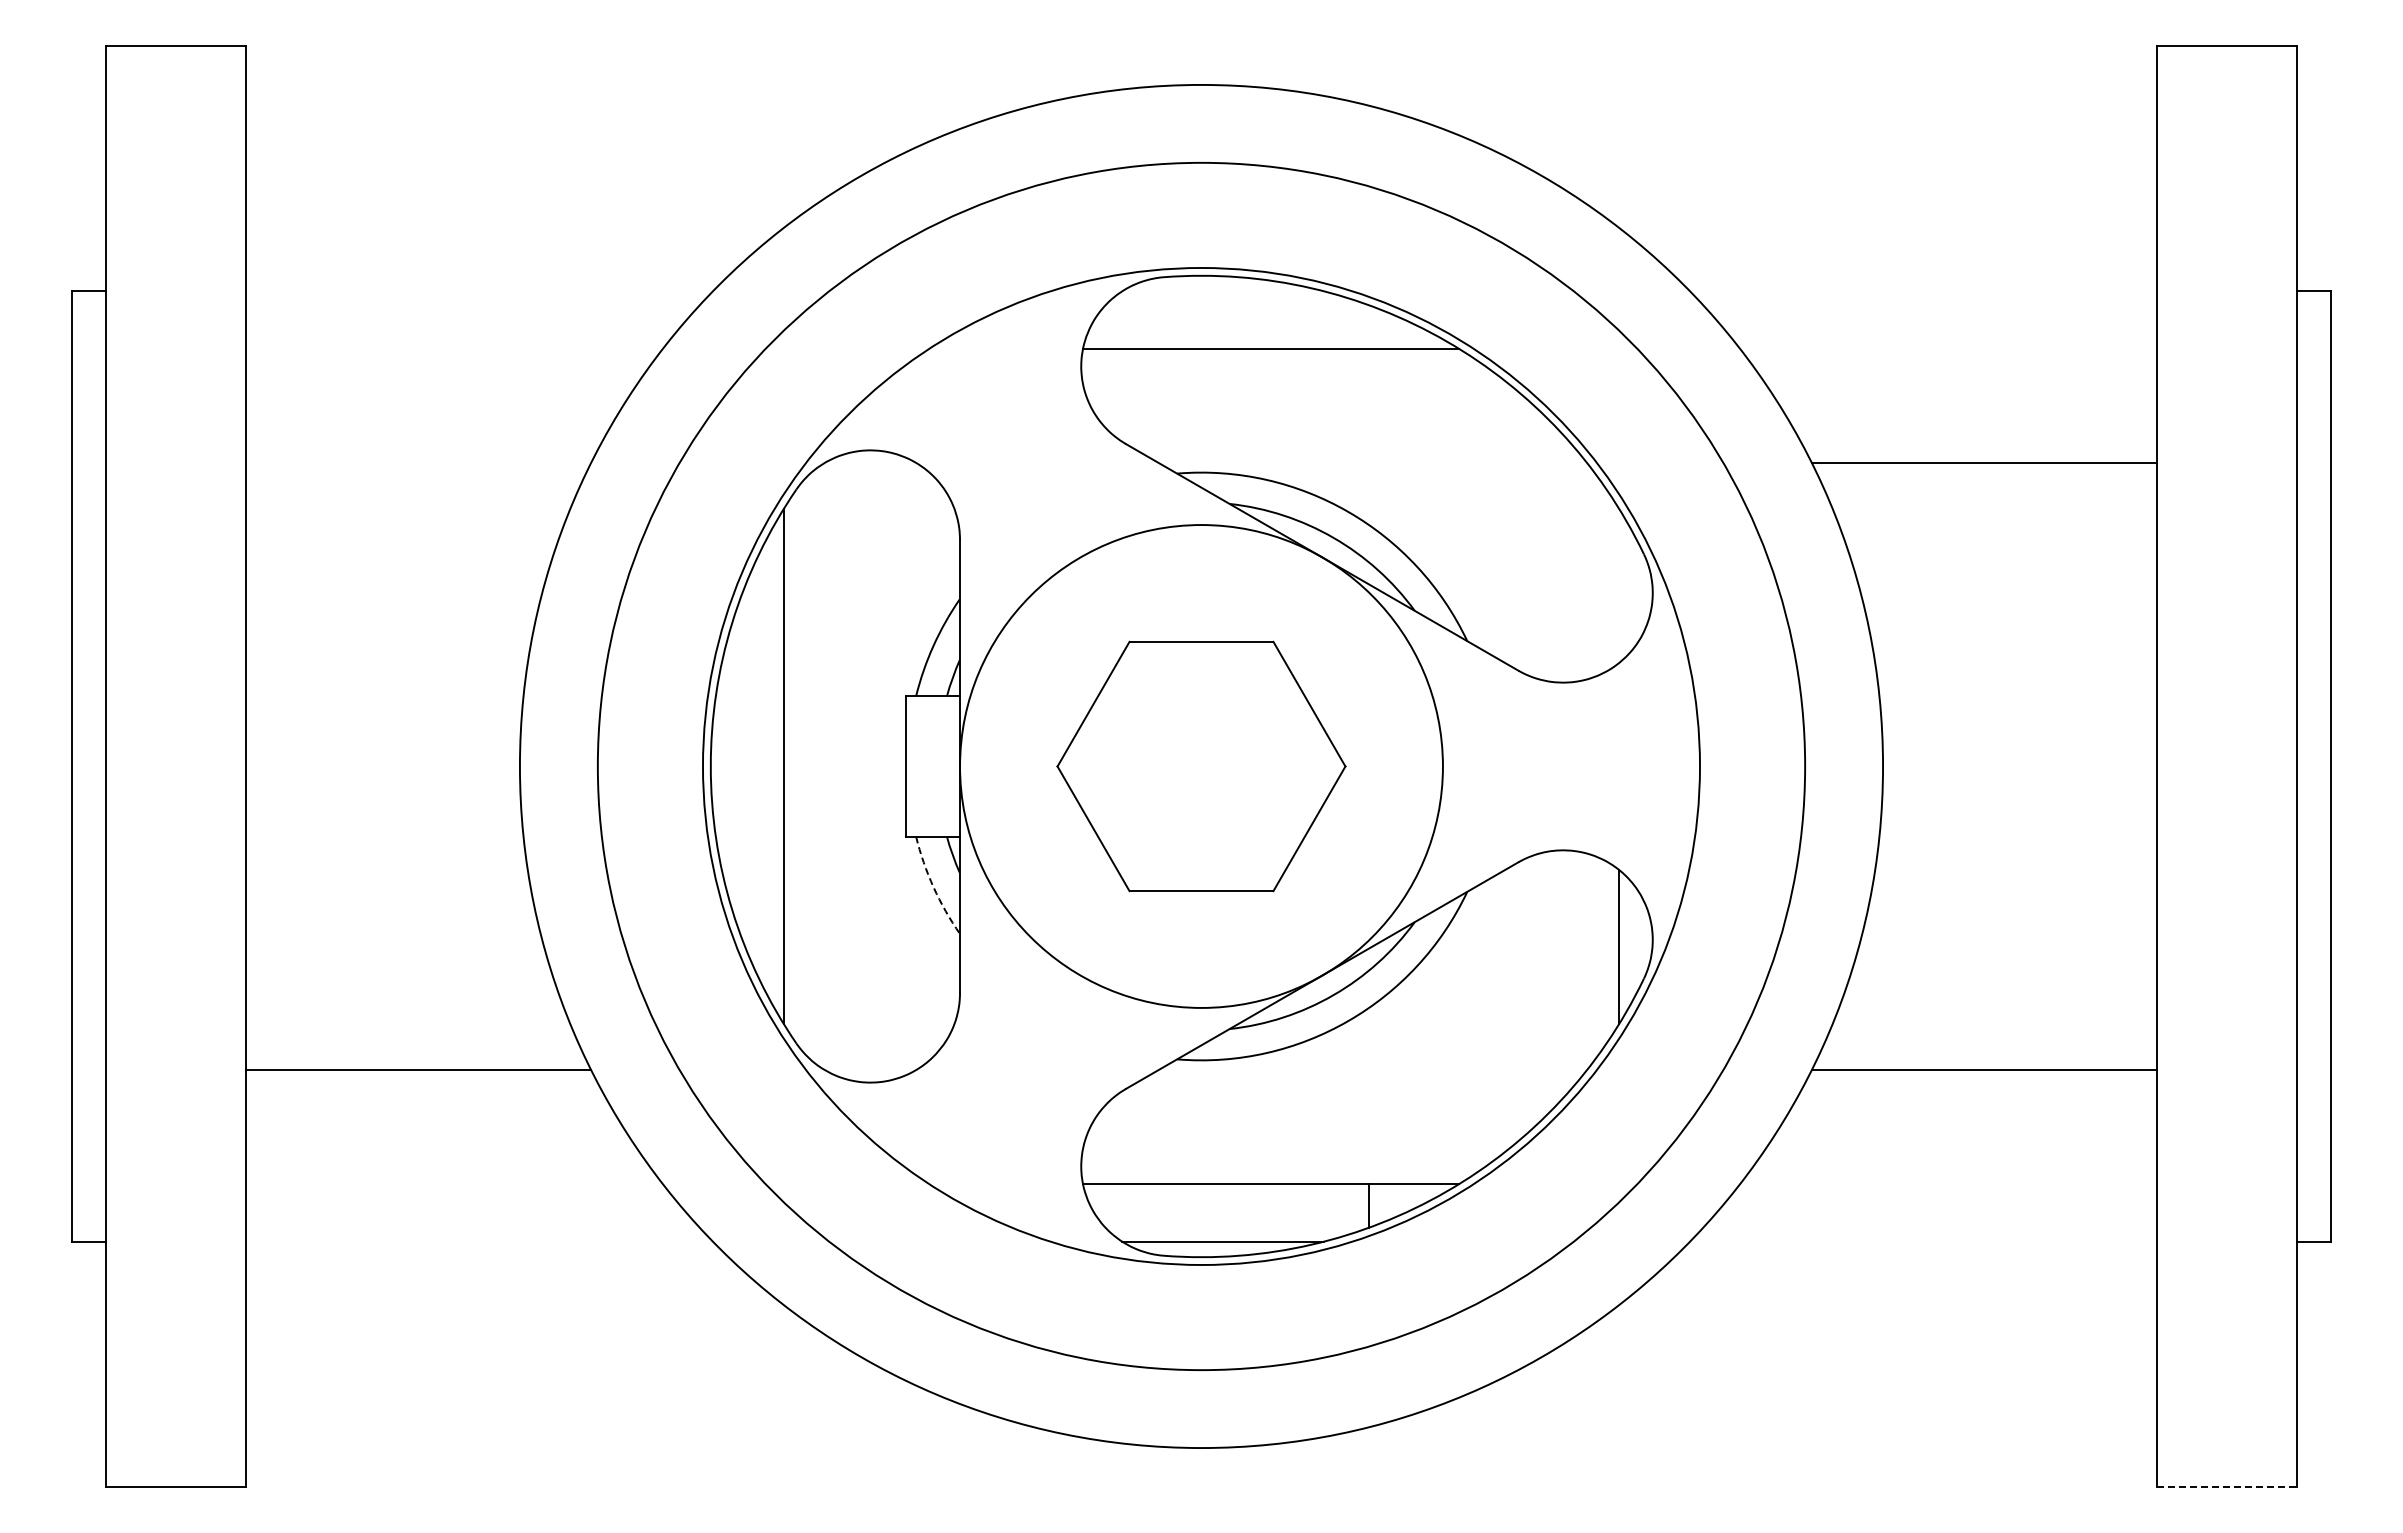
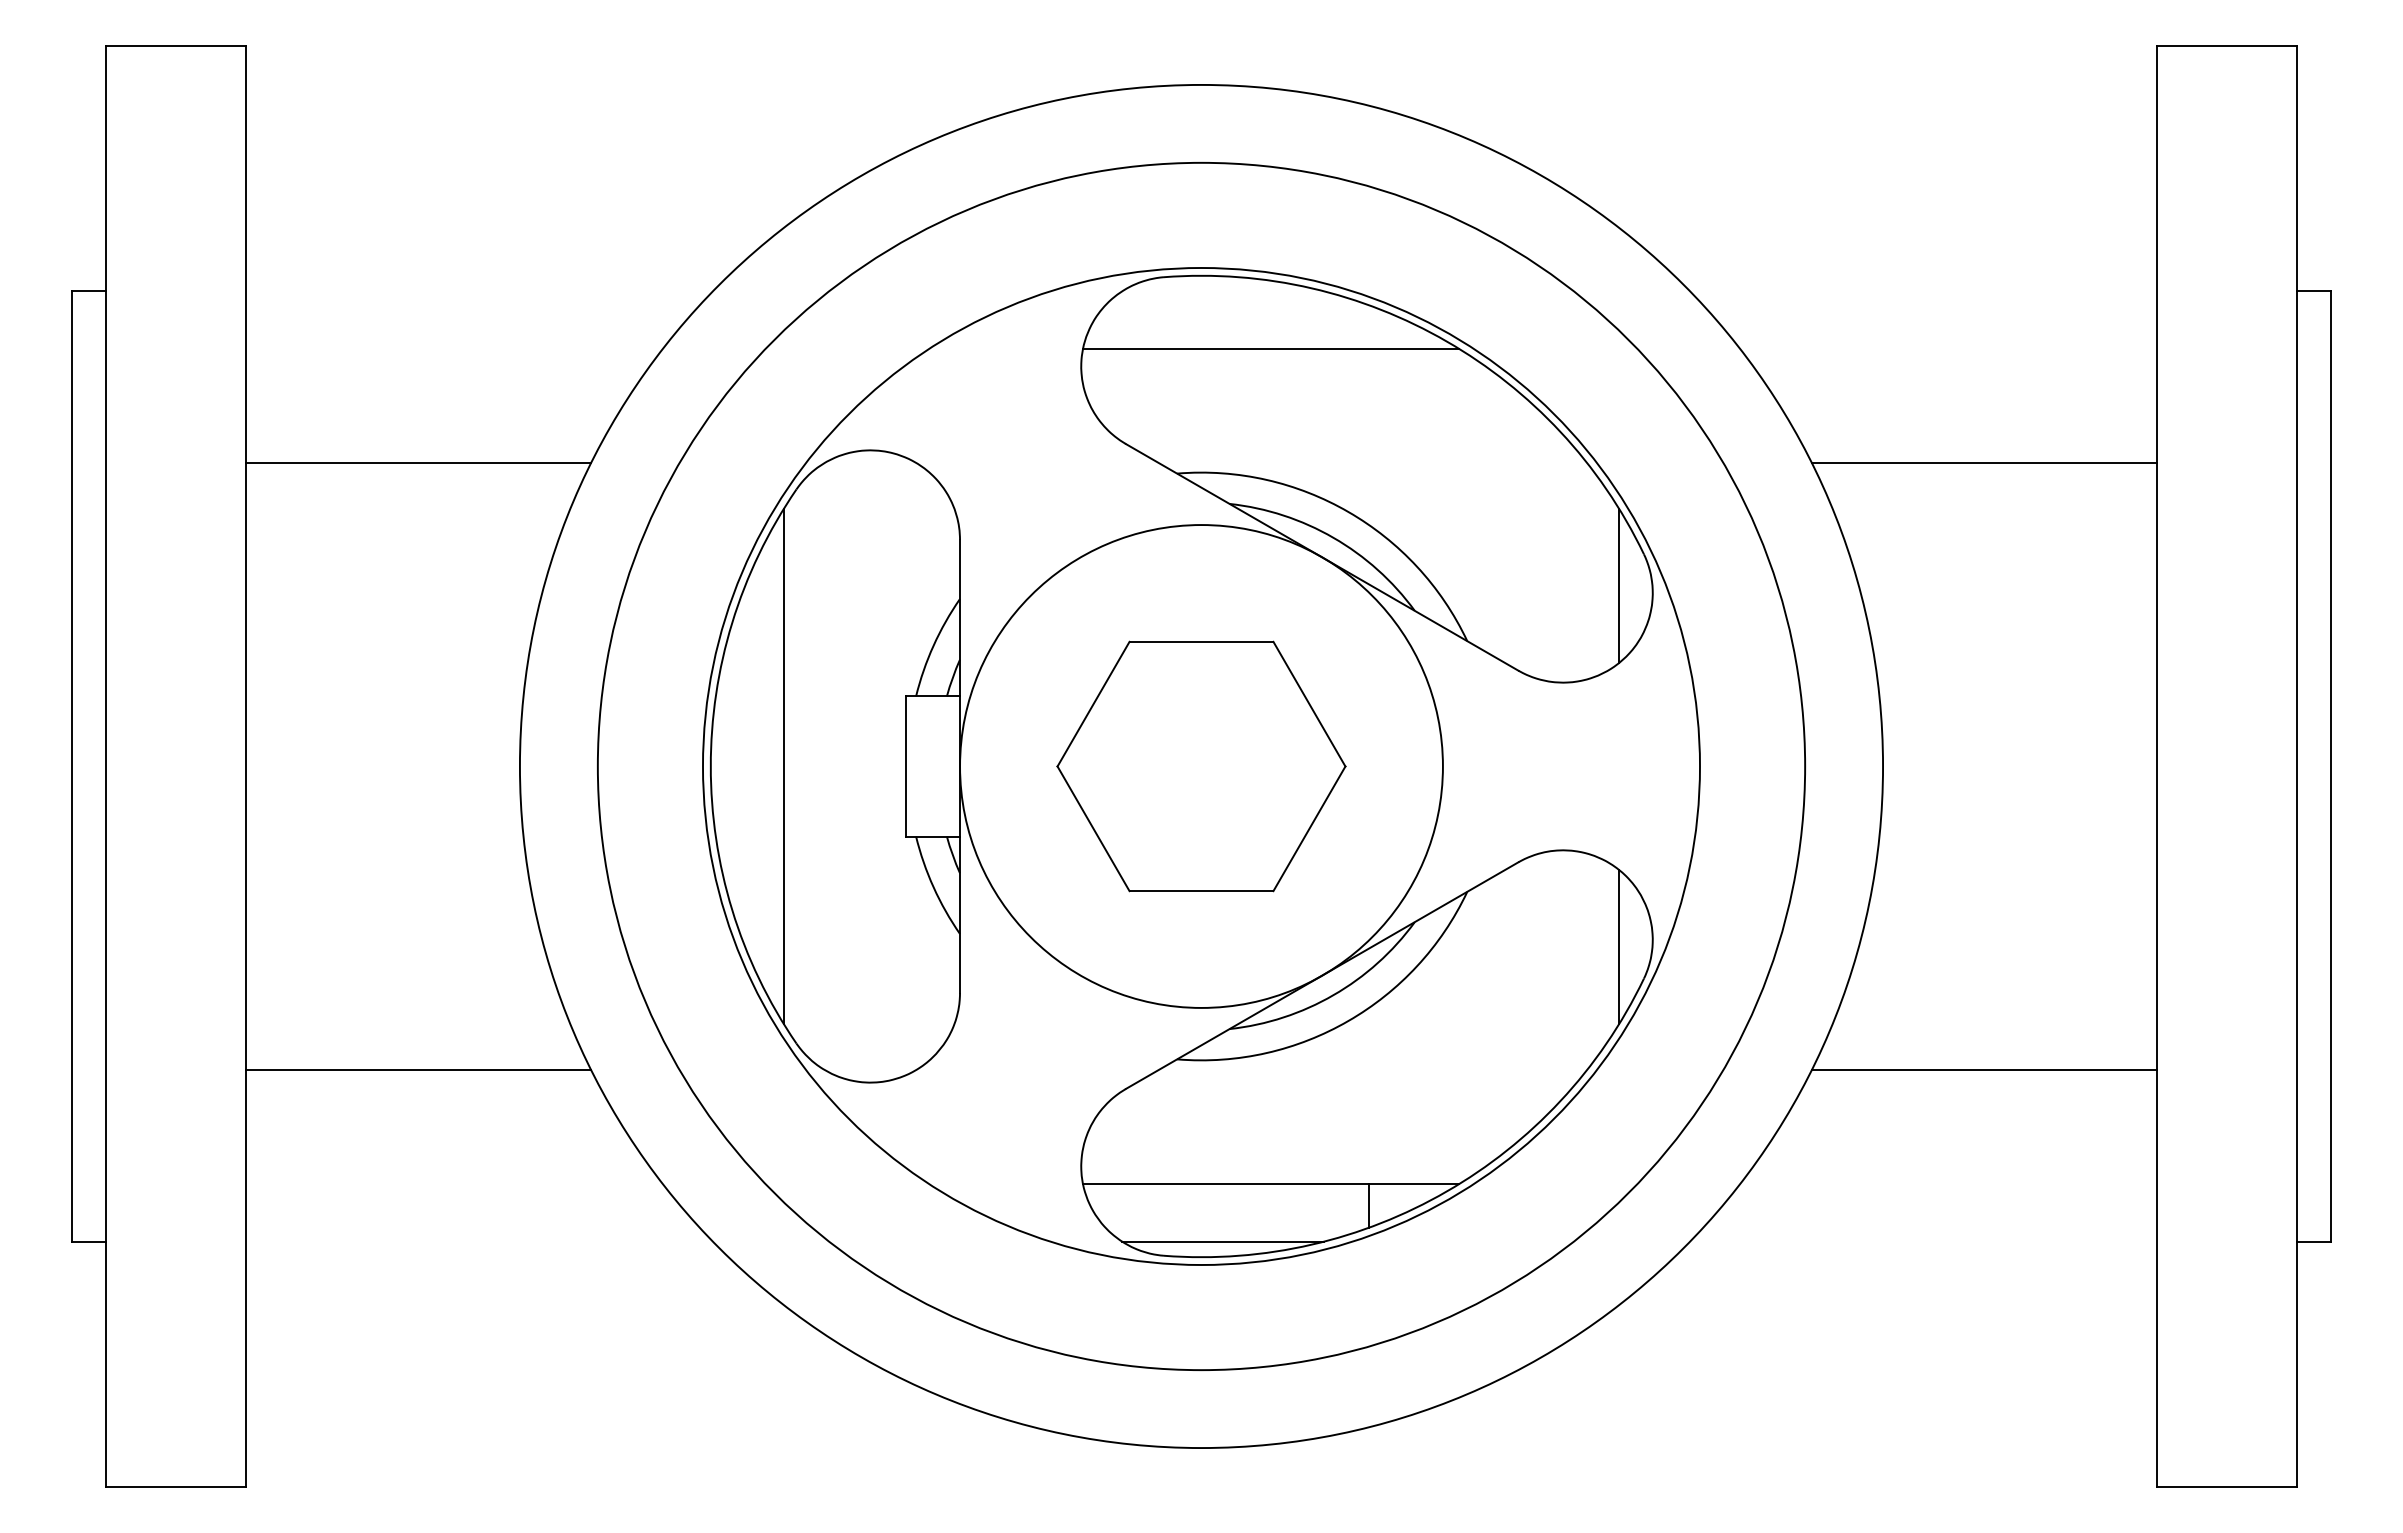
line: none -> present (418, 462)
line: none -> present (1619, 585)
arc: dashed -> solid (933, 887)
line: dashed -> solid (2227, 1486)
